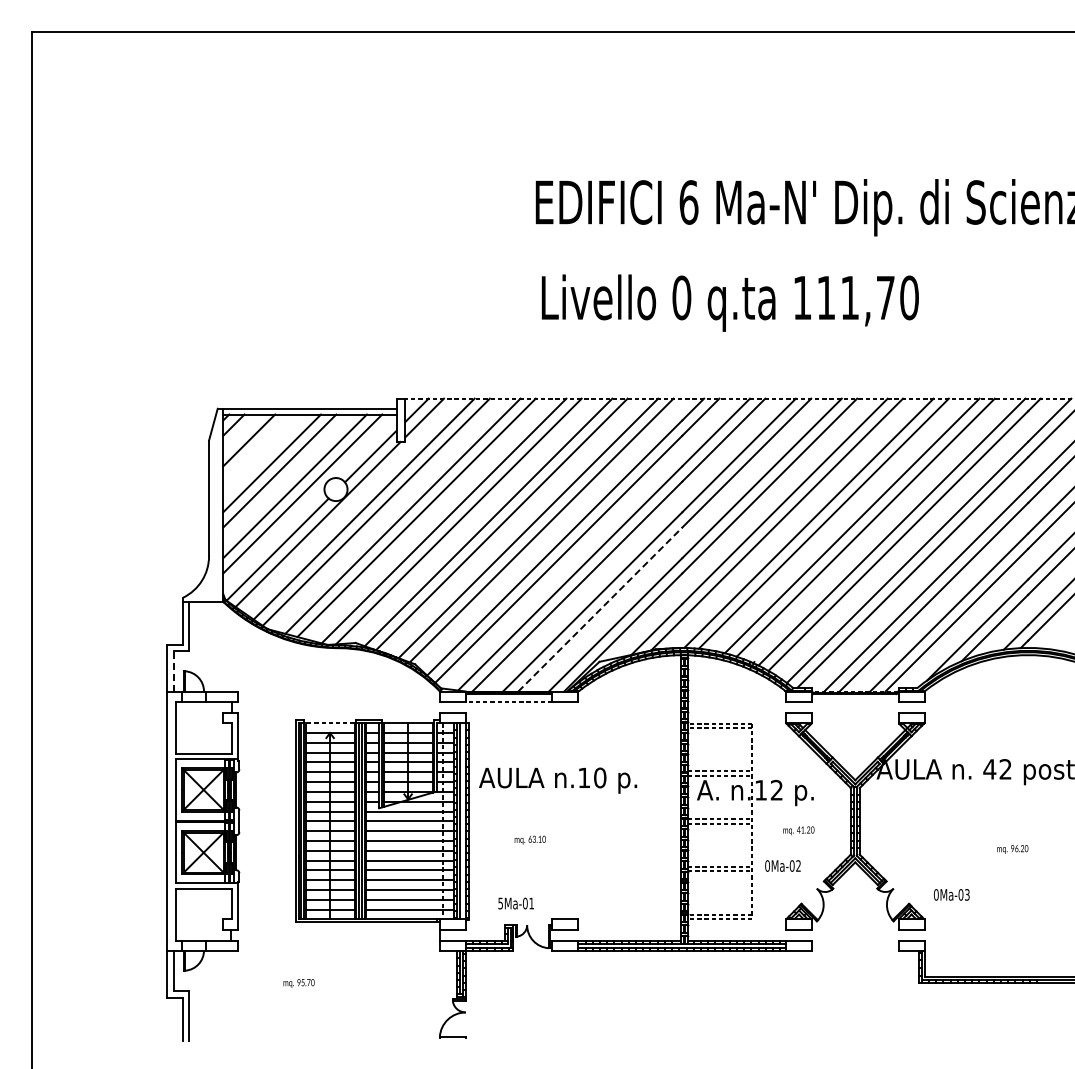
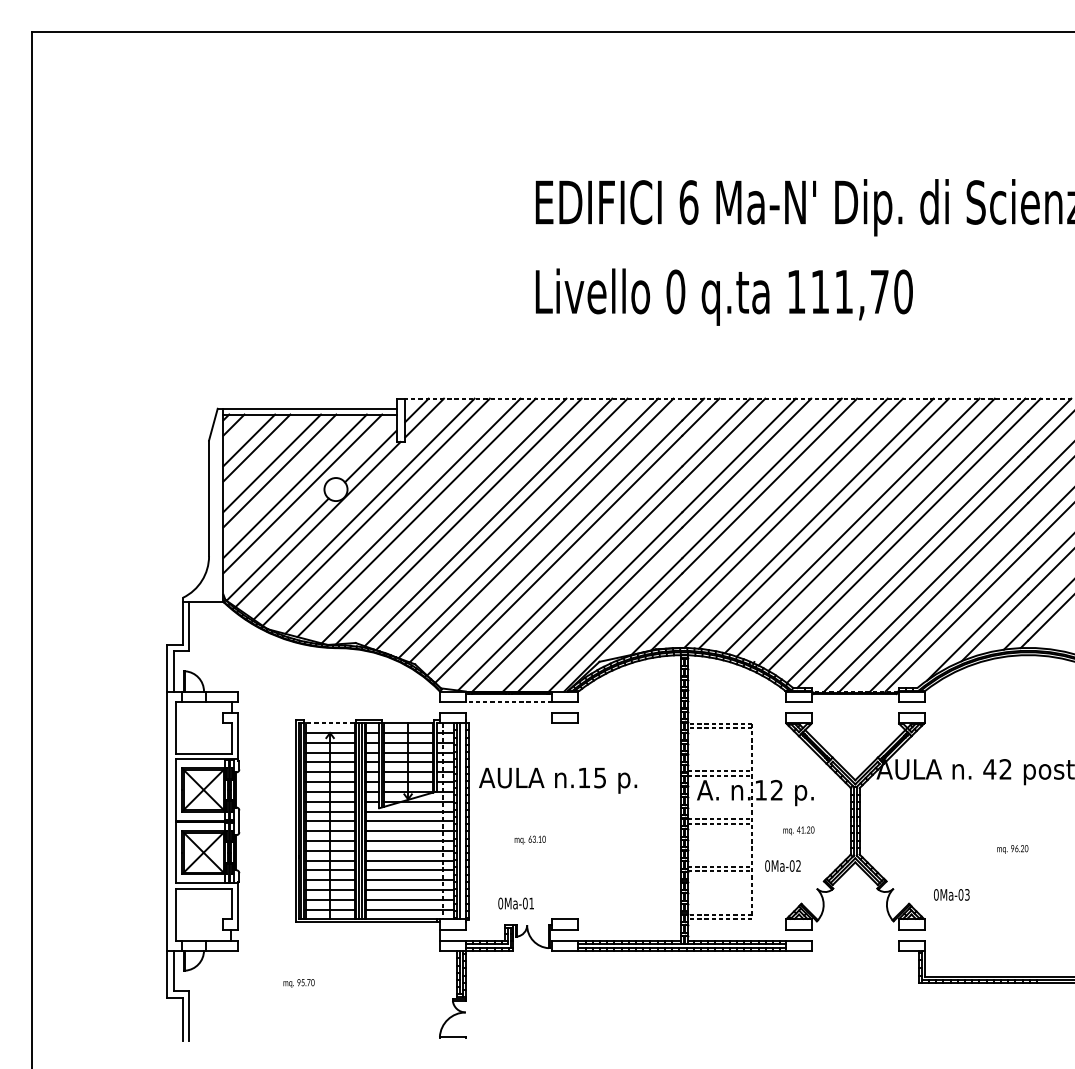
text position: (729, 302) -> (723, 296) (723, 296)
line: none -> present (256, 447)
line: dashed -> solid (600, 609)
line: dashed -> solid (173, 670)
part: none -> present (564, 717)
text: n.10 -> n.15 (600, 777)
text: 5Ma-01 -> 0Ma-01 (500, 903)
